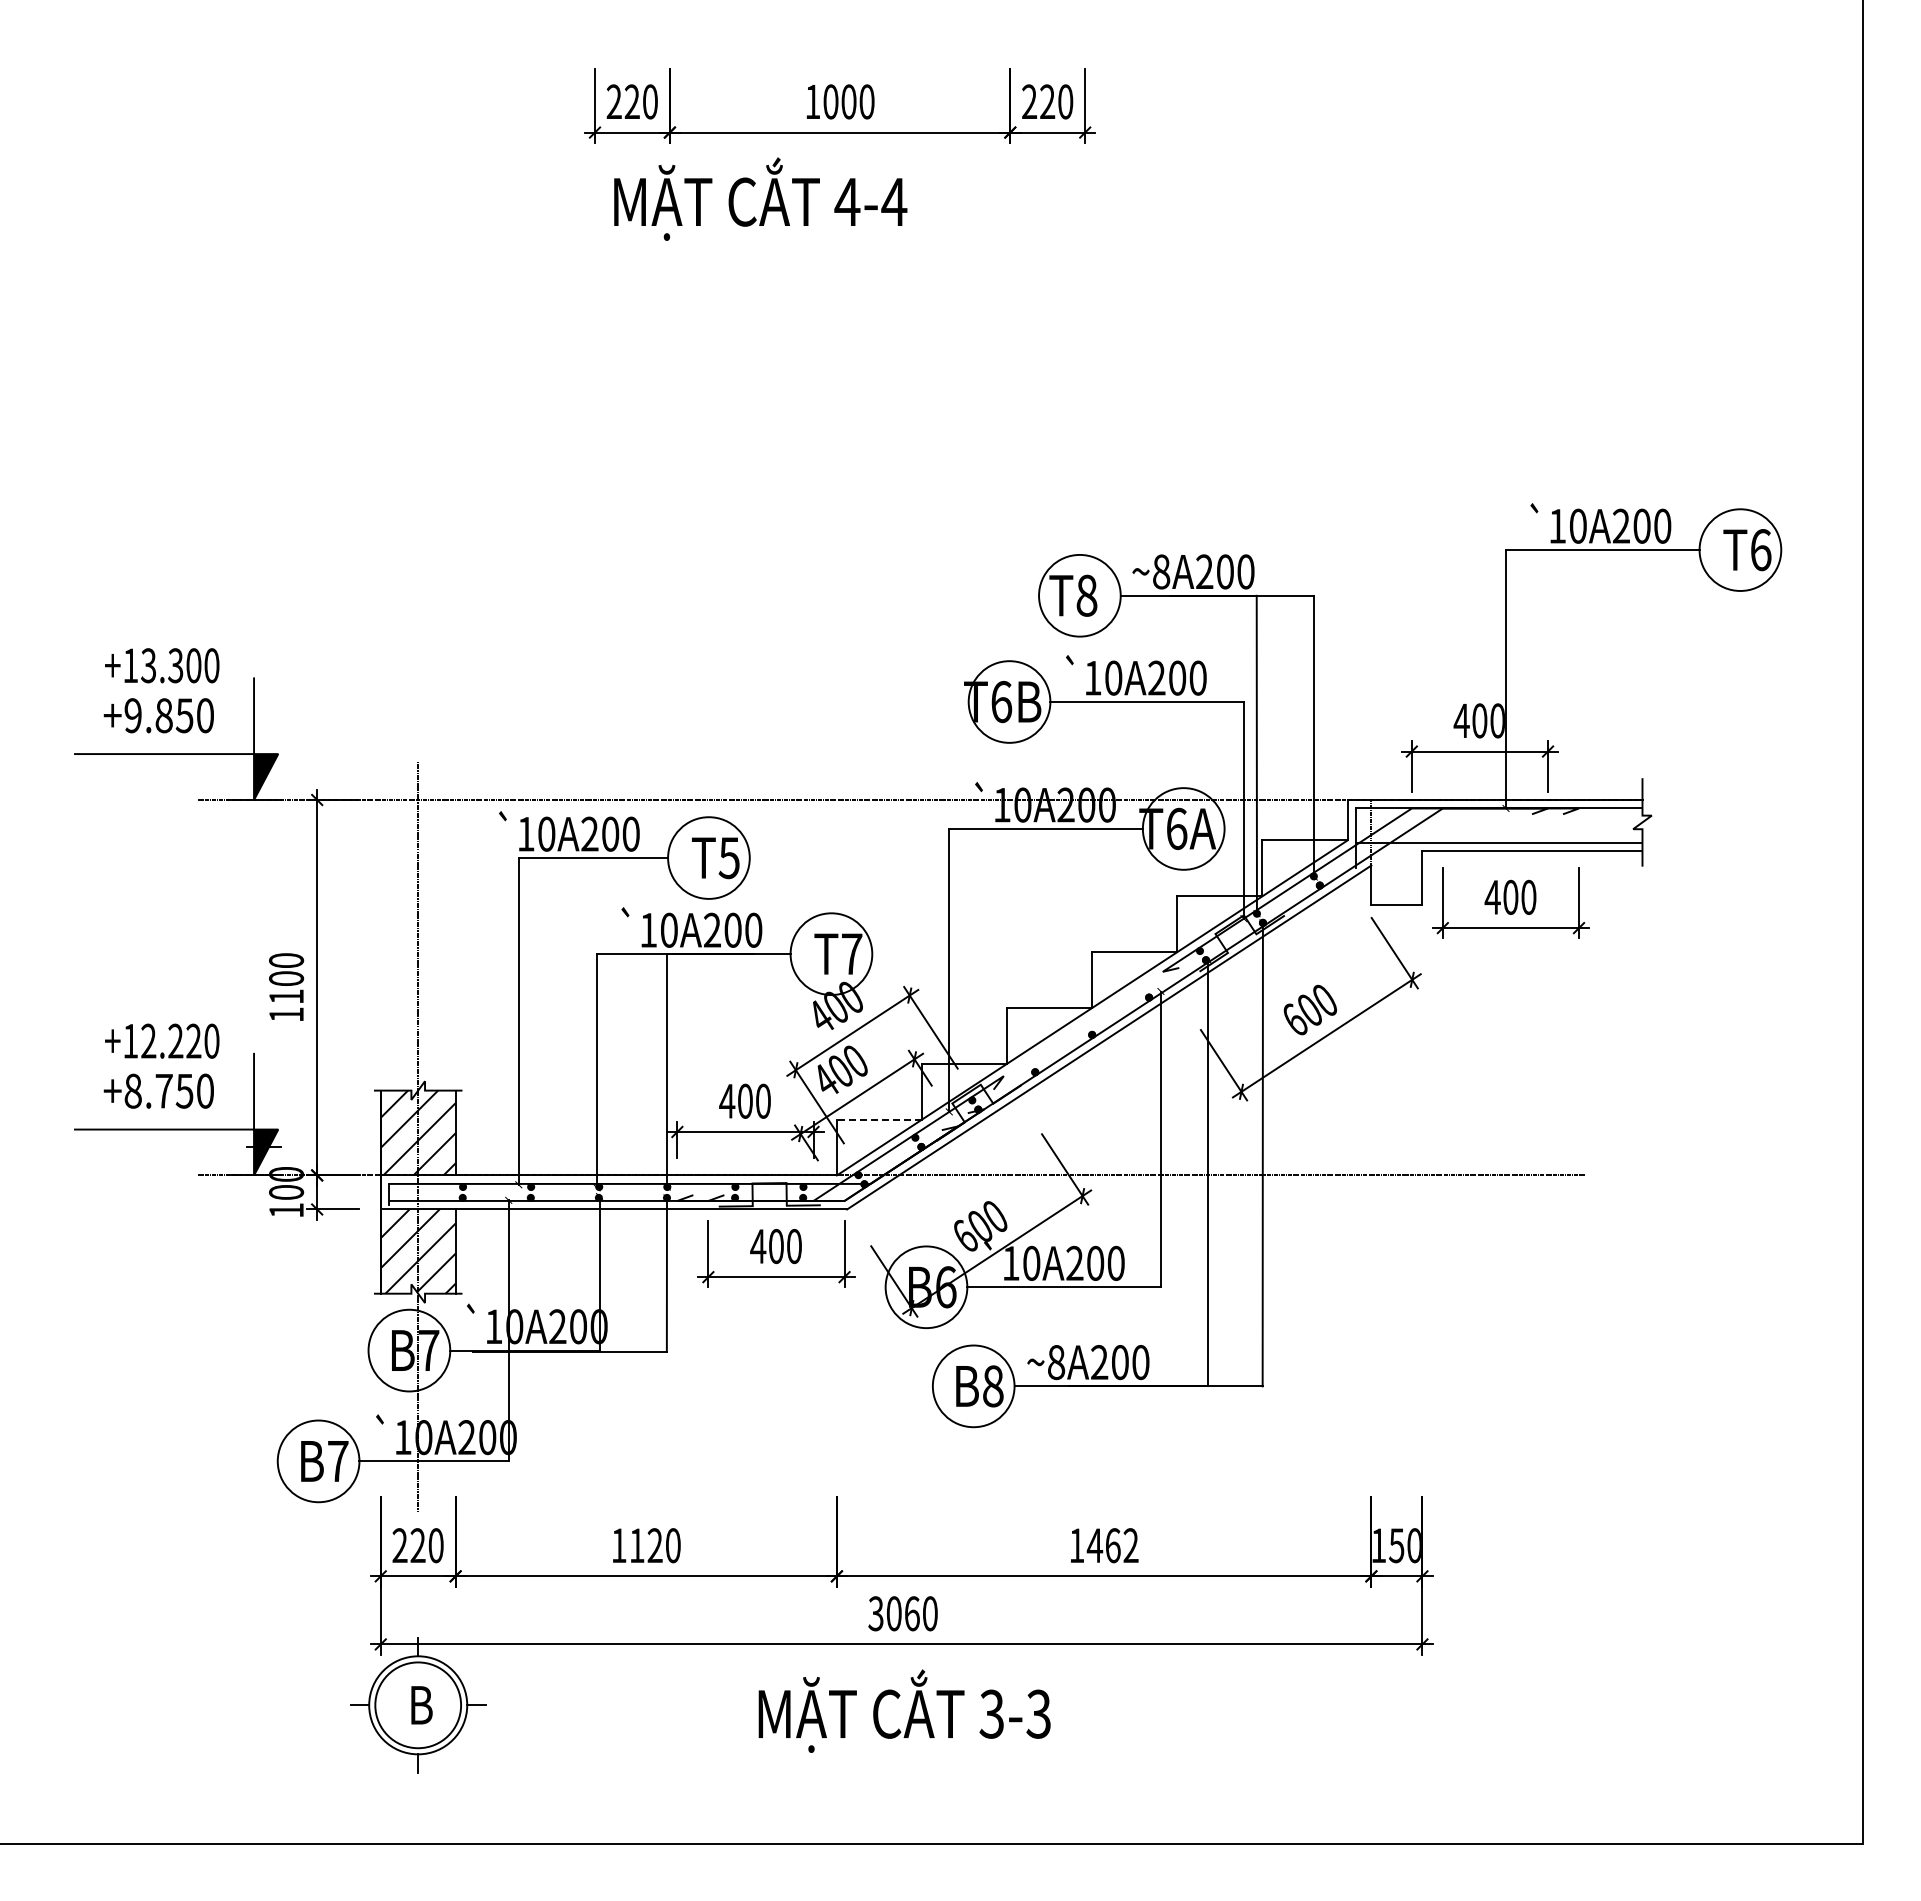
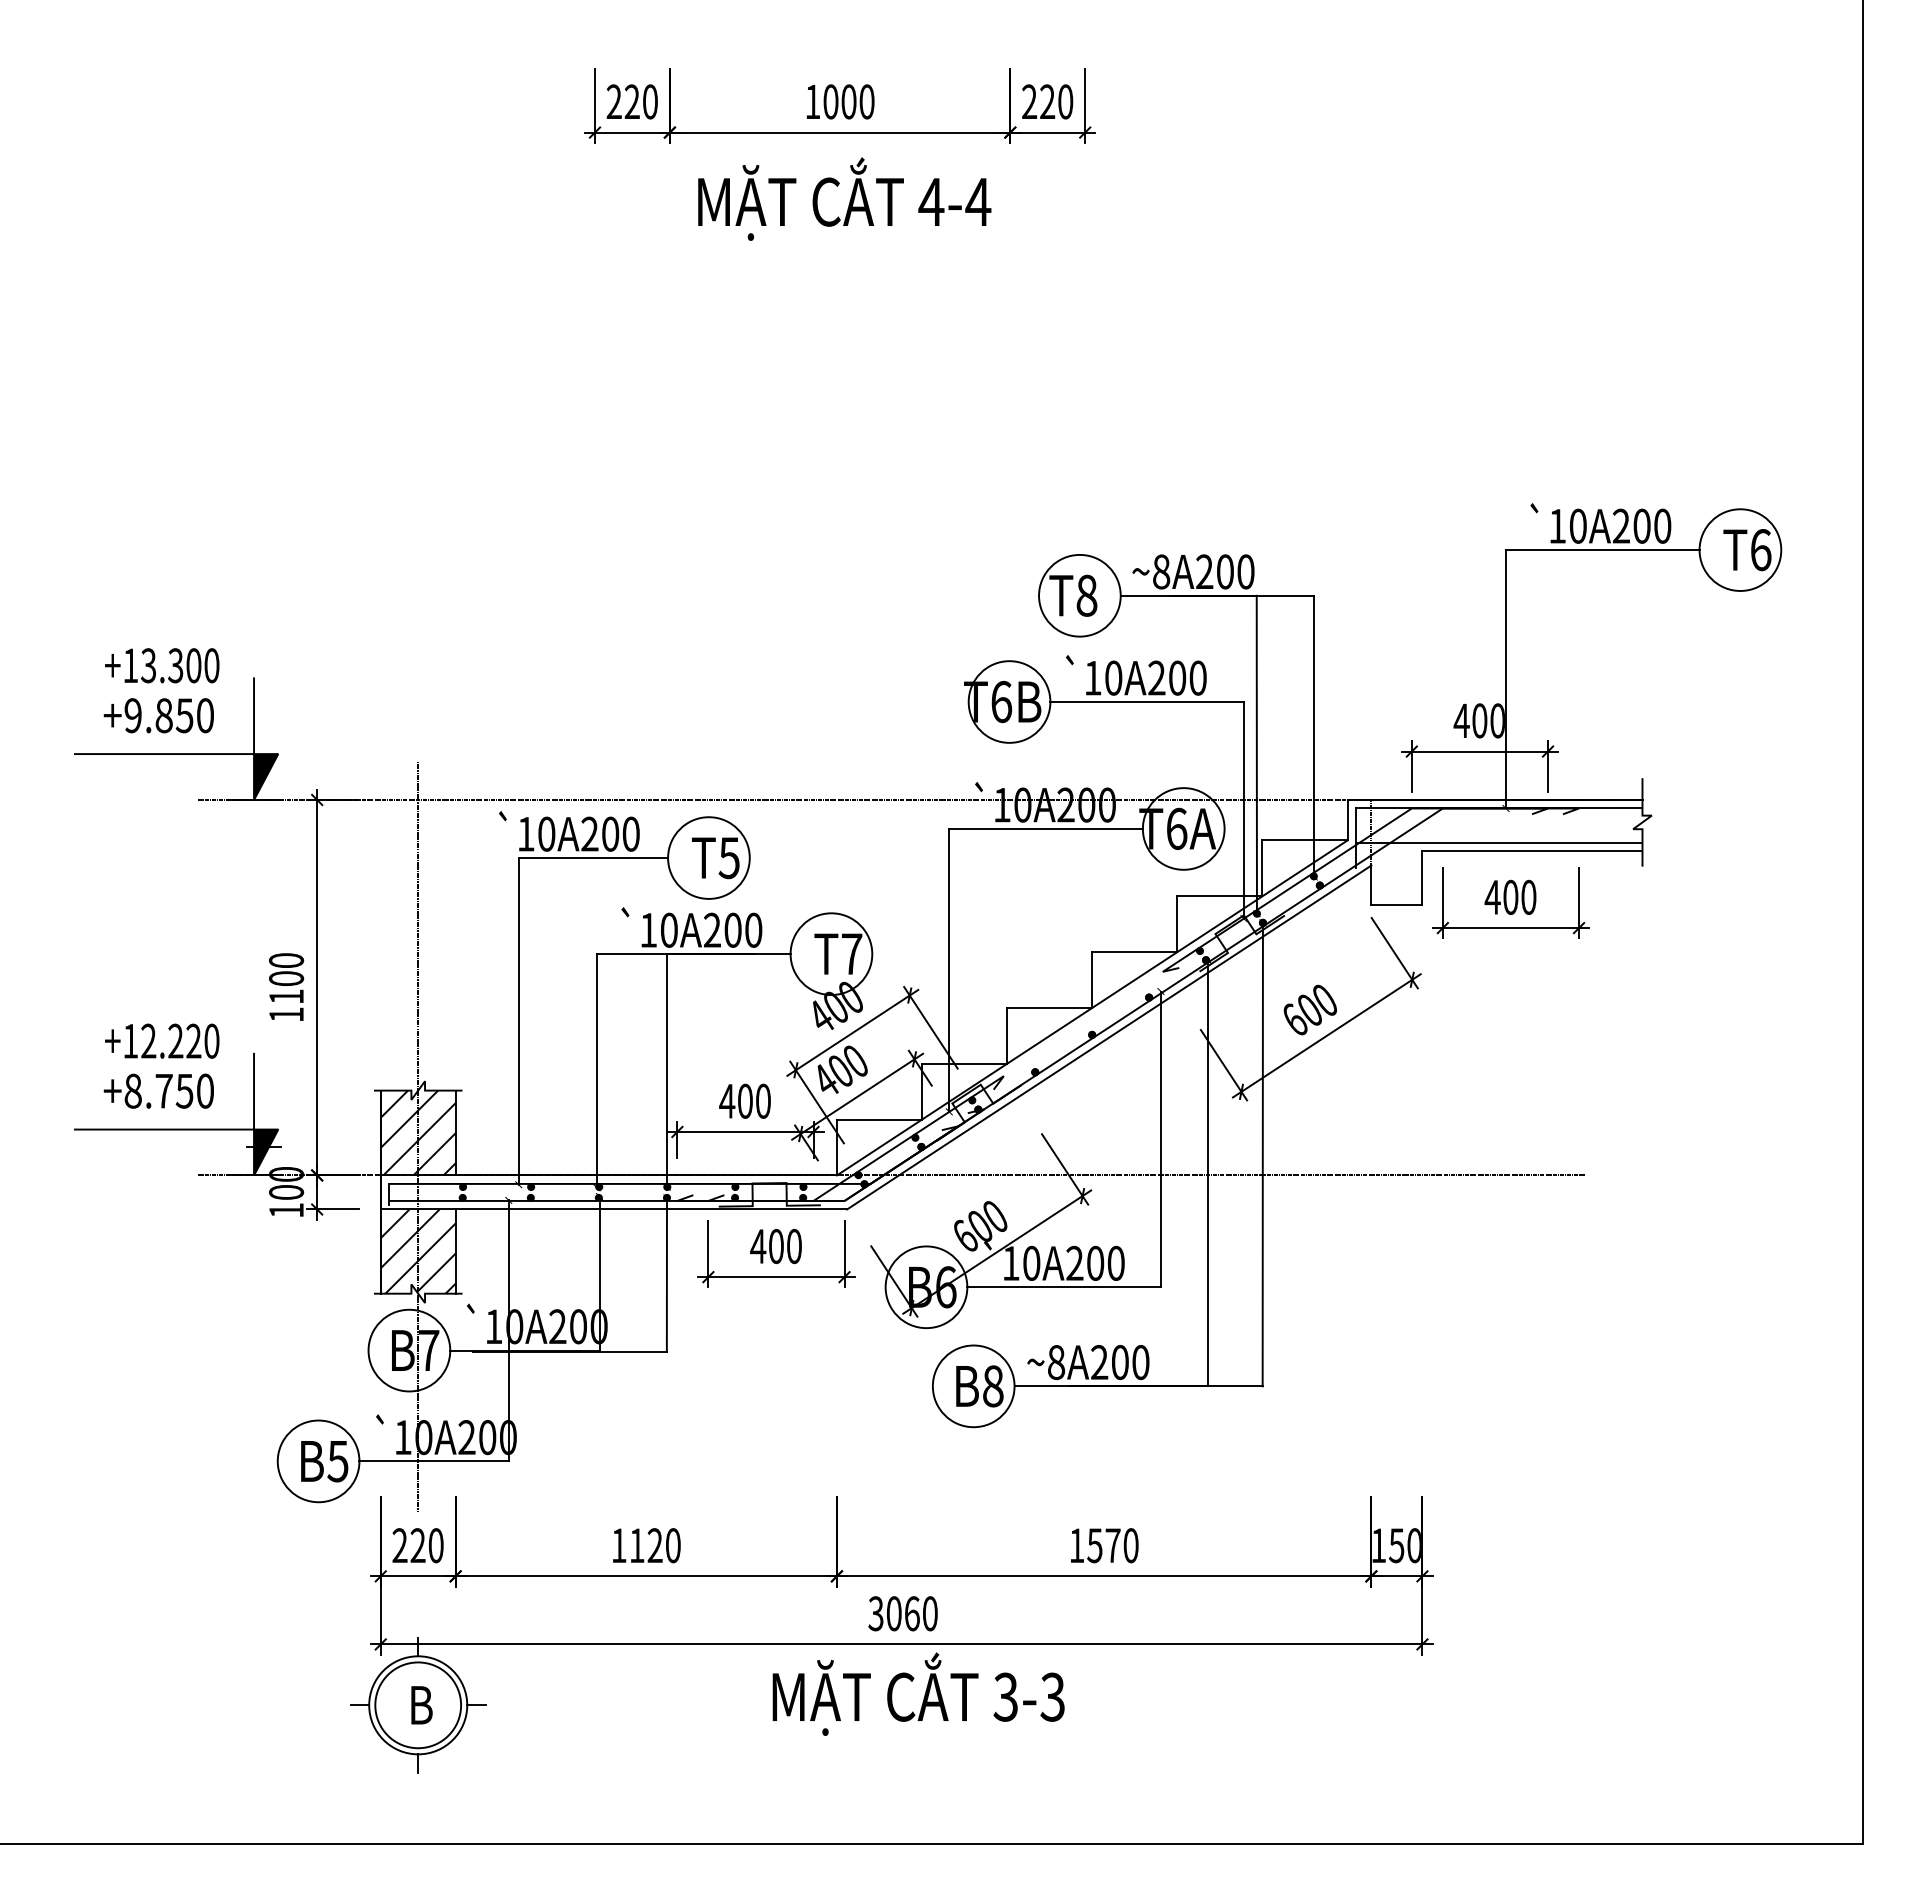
text position: (760, 198) -> (844, 198) (844, 198)
line: dashed -> solid (879, 1119)
text: B7 -> B5 (337, 1461)
text: 1462 -> 1570 (1112, 1545)
text position: (904, 1710) -> (918, 1693) (918, 1693)
